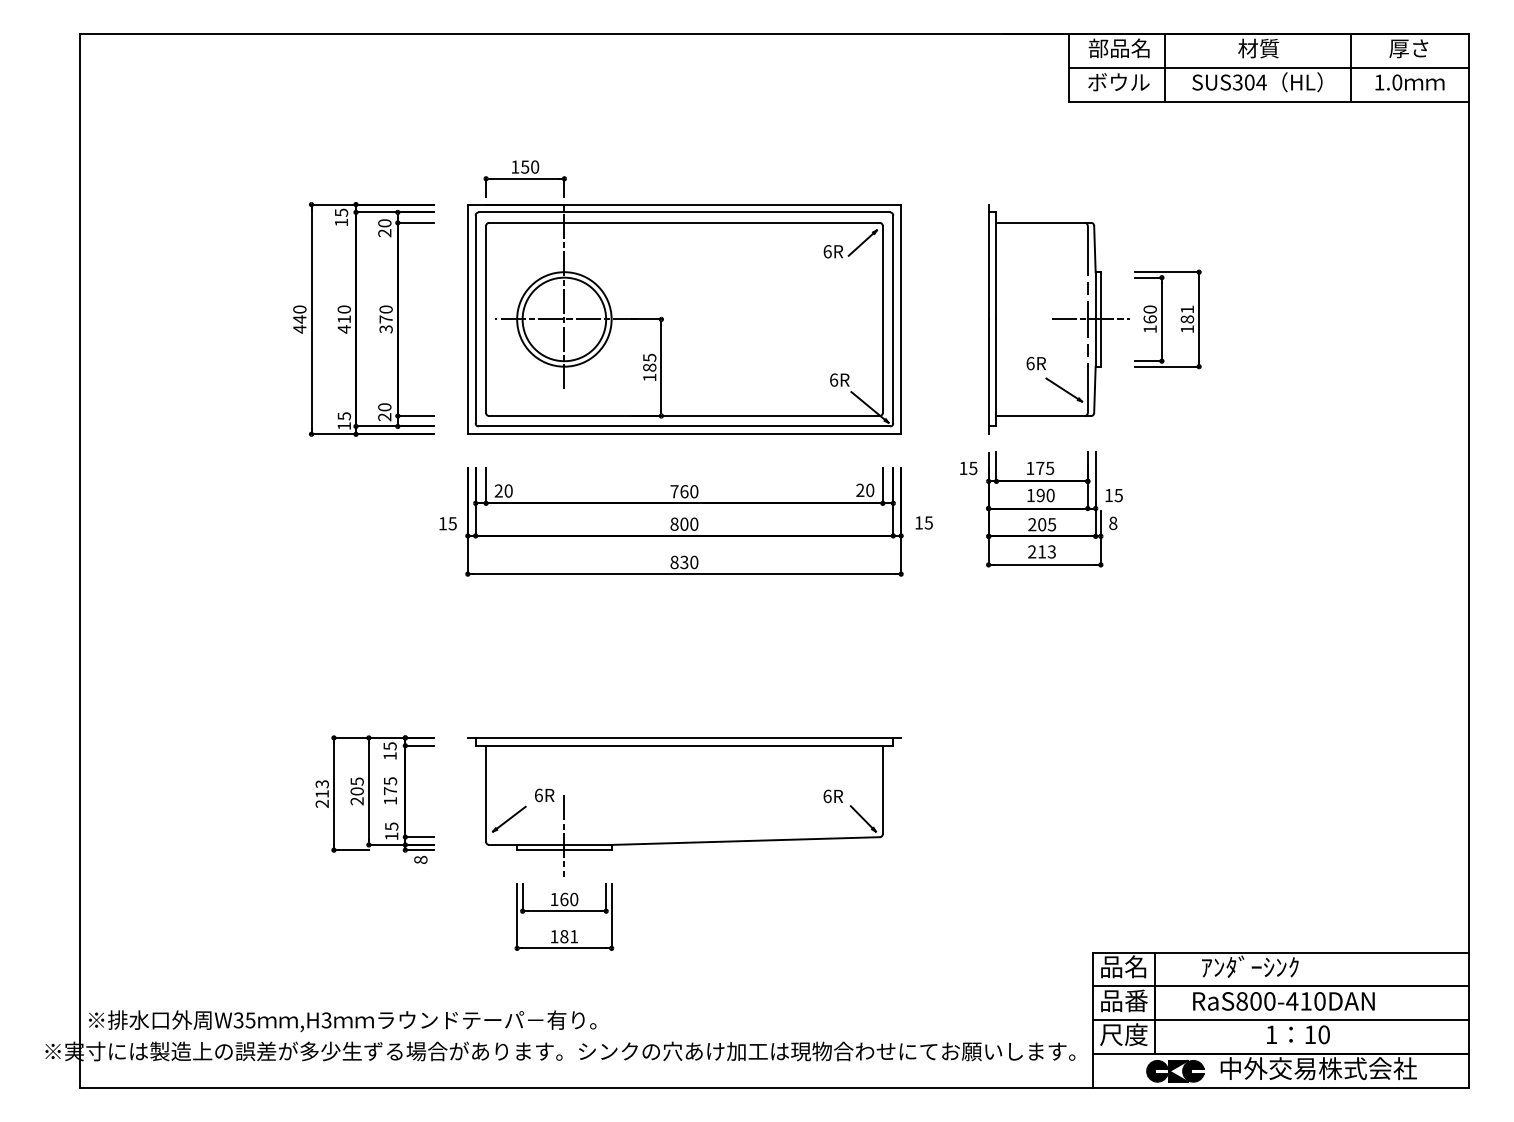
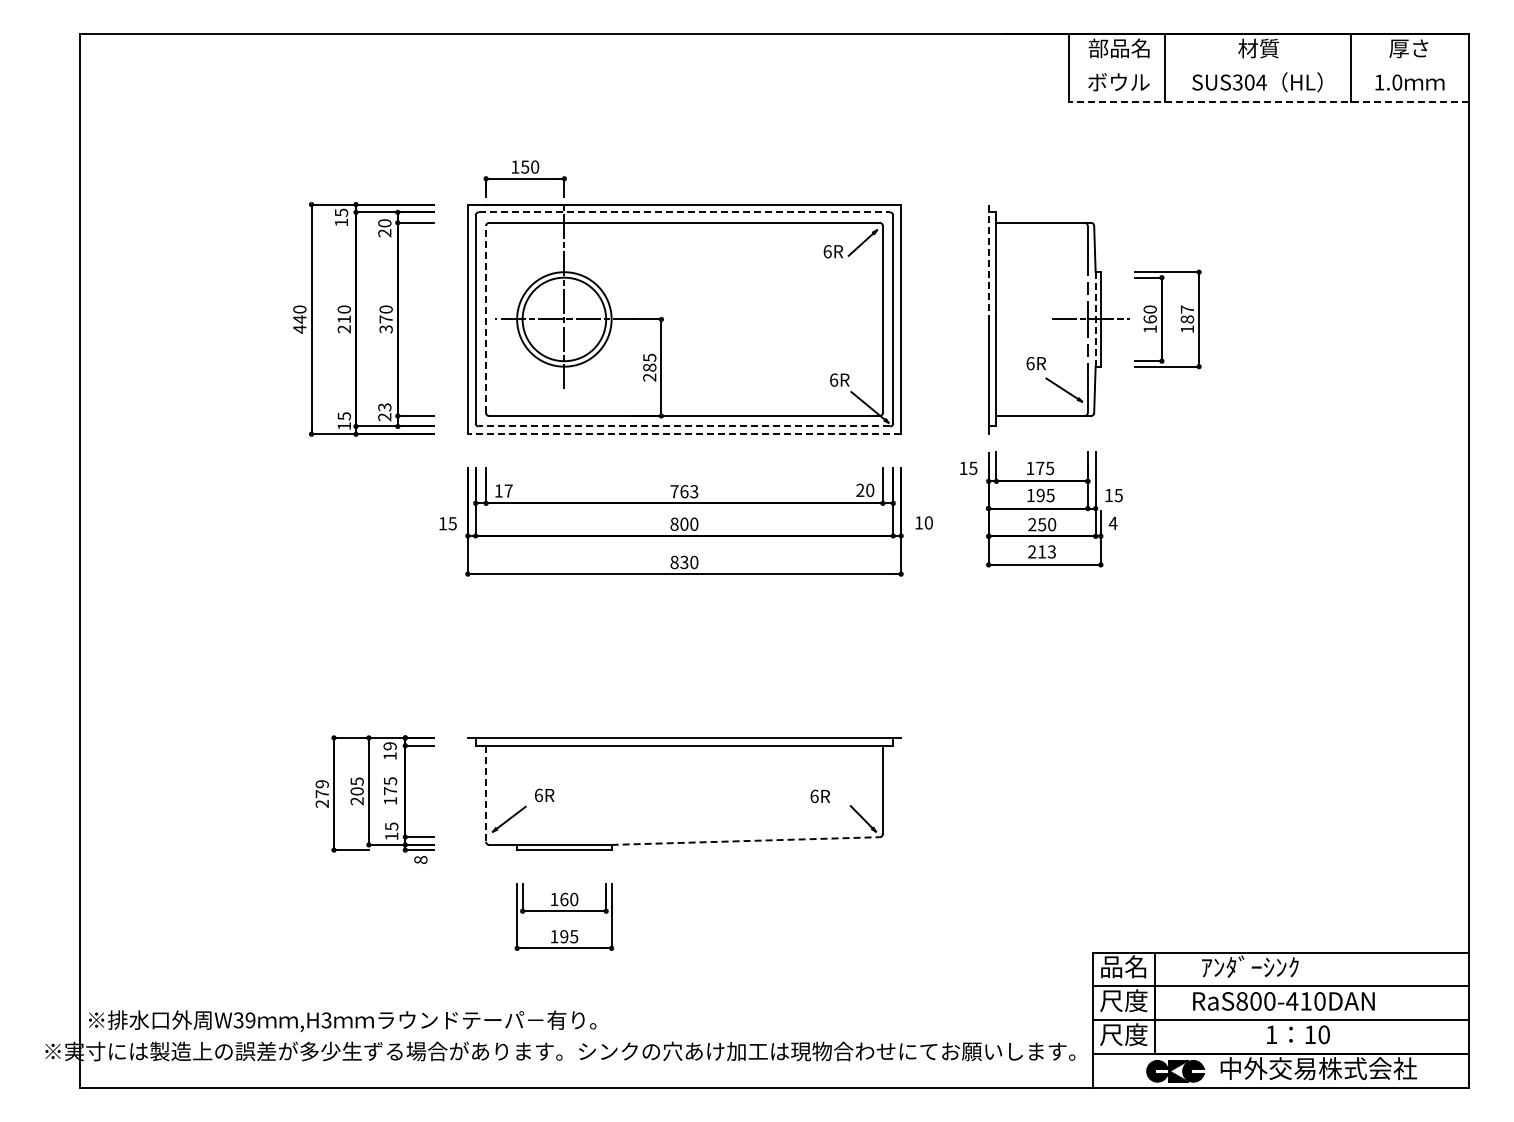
line: present -> none (1268, 67)
line: solid -> dashed (1268, 101)
line: solid -> dashed (684, 212)
line: solid -> dashed (988, 262)
text: 181 -> 187 (1187, 309)
line: solid -> dashed (486, 318)
line: solid -> dashed (1095, 319)
text: 410 -> 210 (343, 329)
text: 185 -> 285 (649, 377)
text: 20 -> 23 (384, 407)
line: solid -> dashed (684, 426)
line: solid -> dashed (684, 434)
text: 20 -> 17 (503, 490)
text: 760 -> 763 (694, 491)
text: 190 -> 195 (1050, 495)
text: 15 -> 10 (928, 522)
text: 8 -> 4 (1112, 523)
text: 205 -> 250 (1047, 524)
text: 15 -> 19 (389, 746)
text: 213 -> 279 (321, 789)
line: solid -> dashed (486, 794)
text position: (832, 796) -> (819, 796) (819, 796)
line: present -> none (564, 836)
line: solid -> dashed (746, 841)
text: 181 -> 195 (569, 936)
text: 品番 -> 尺度 (1123, 1000)
text: W35 -> W39 (250, 1020)
